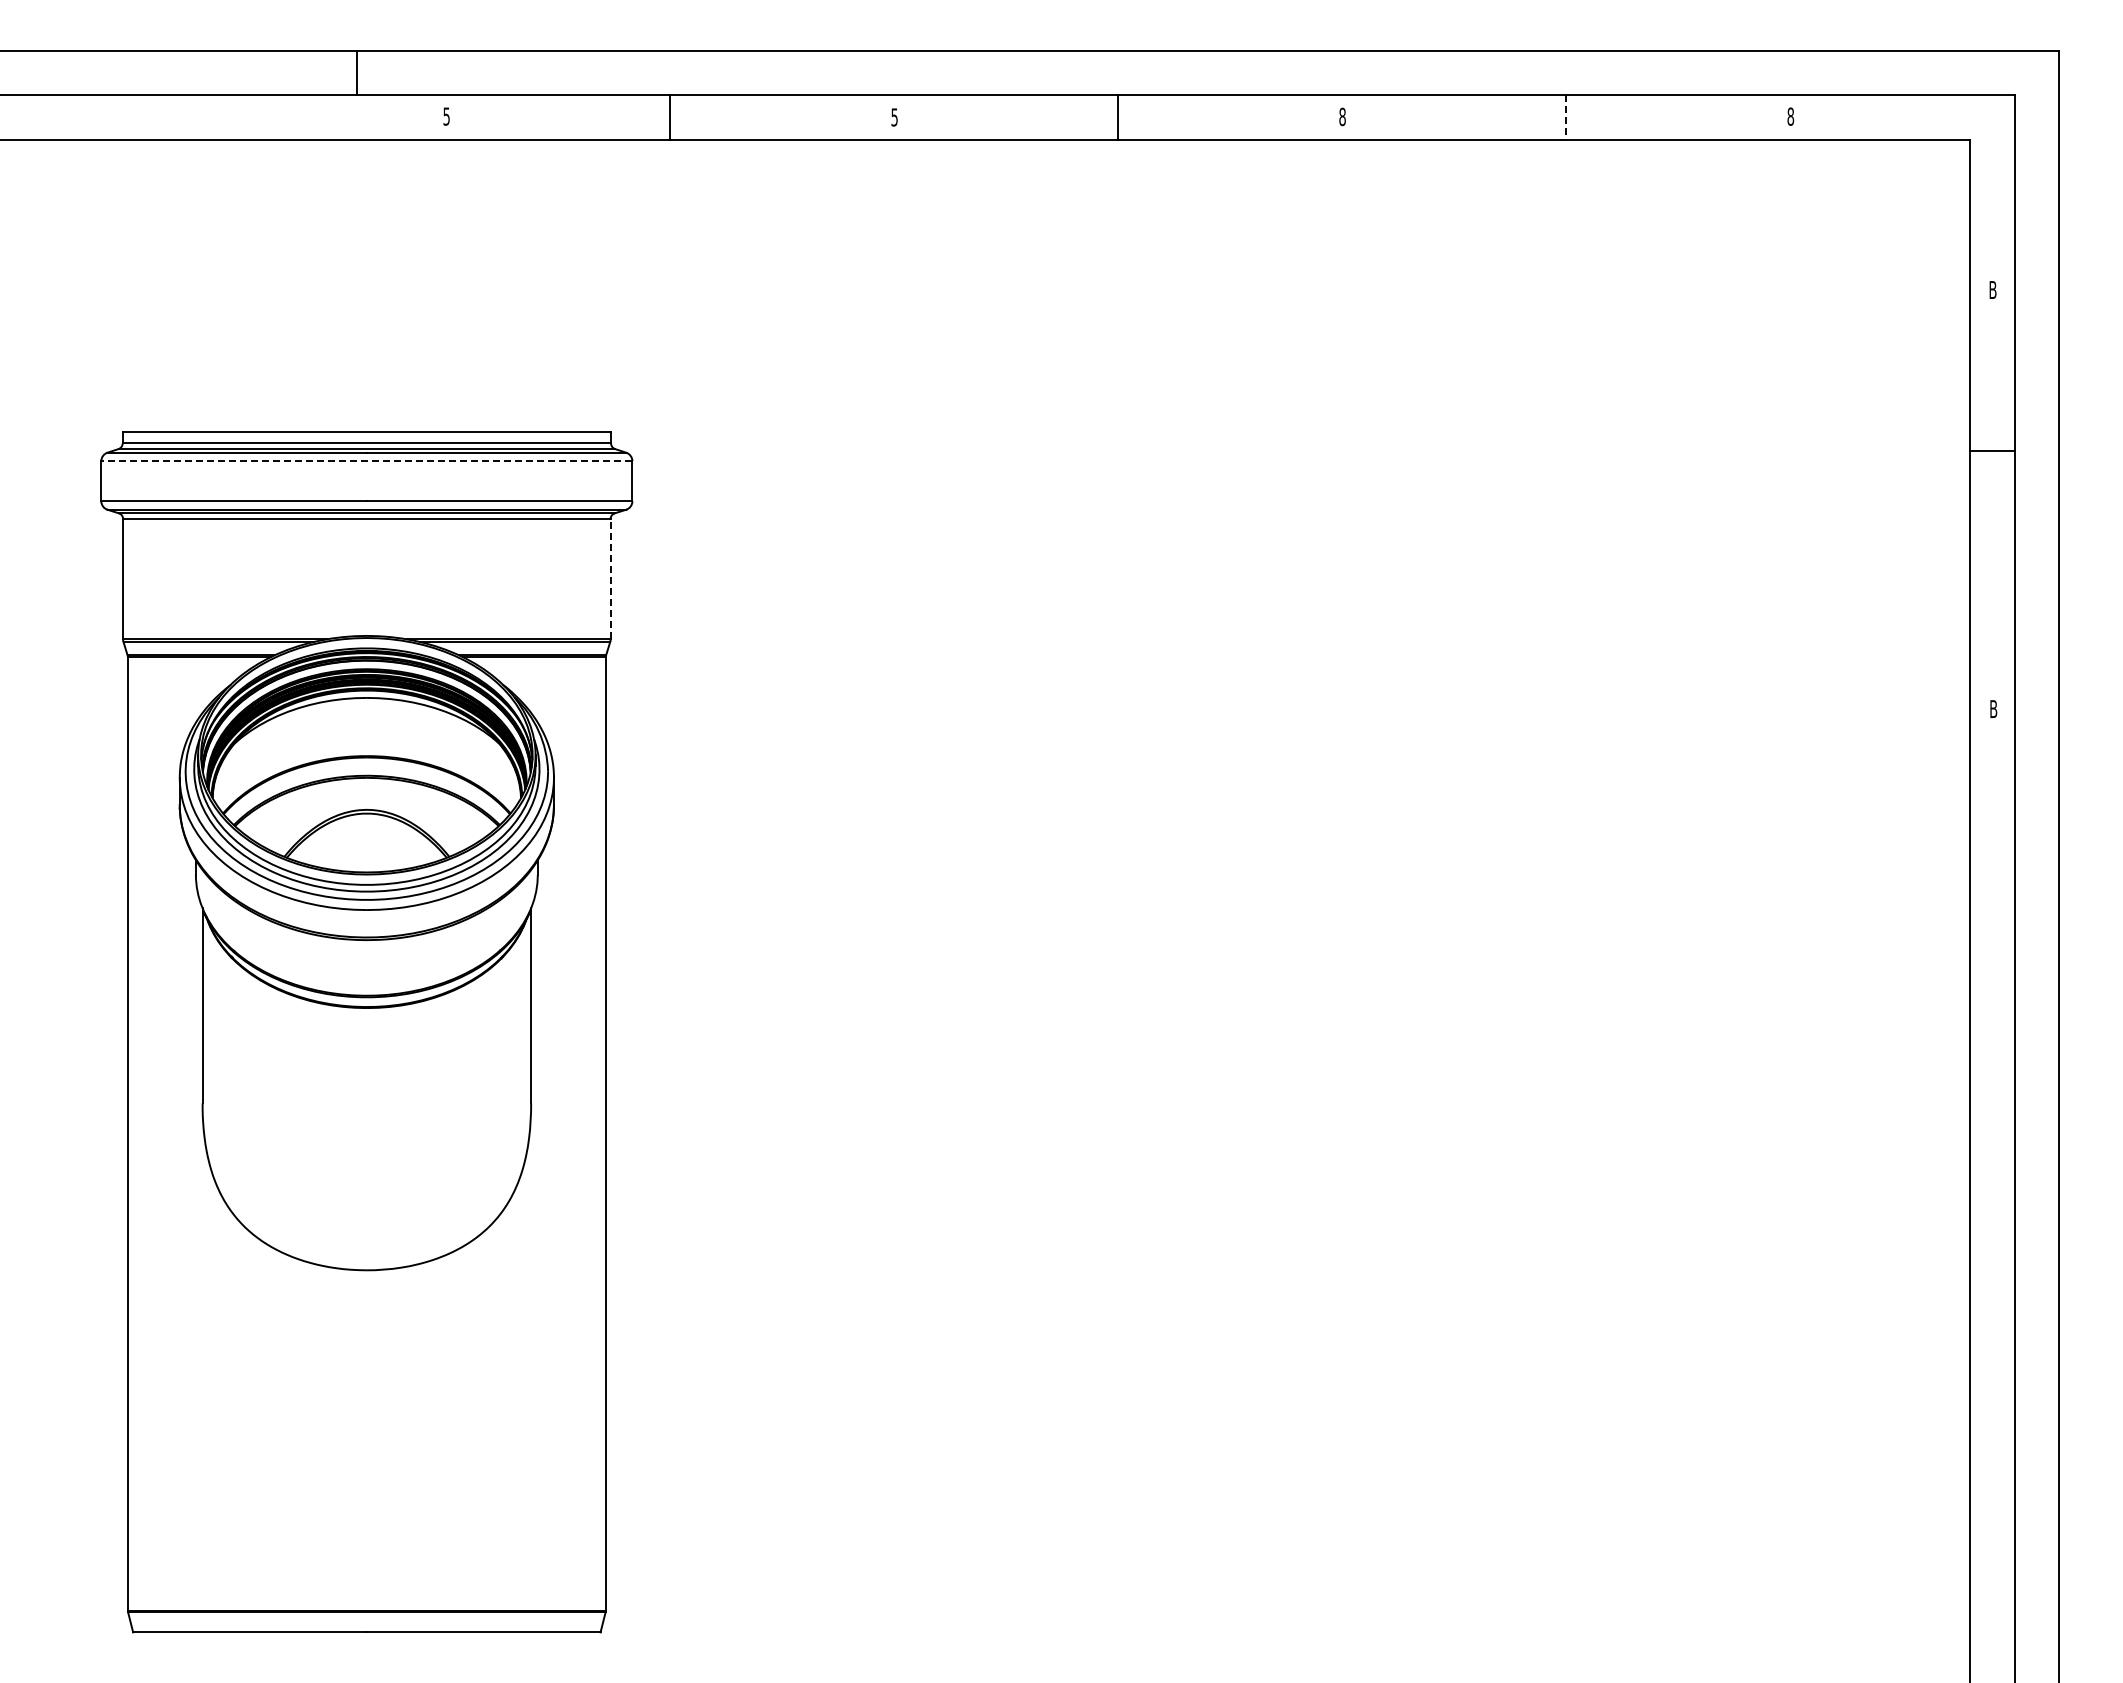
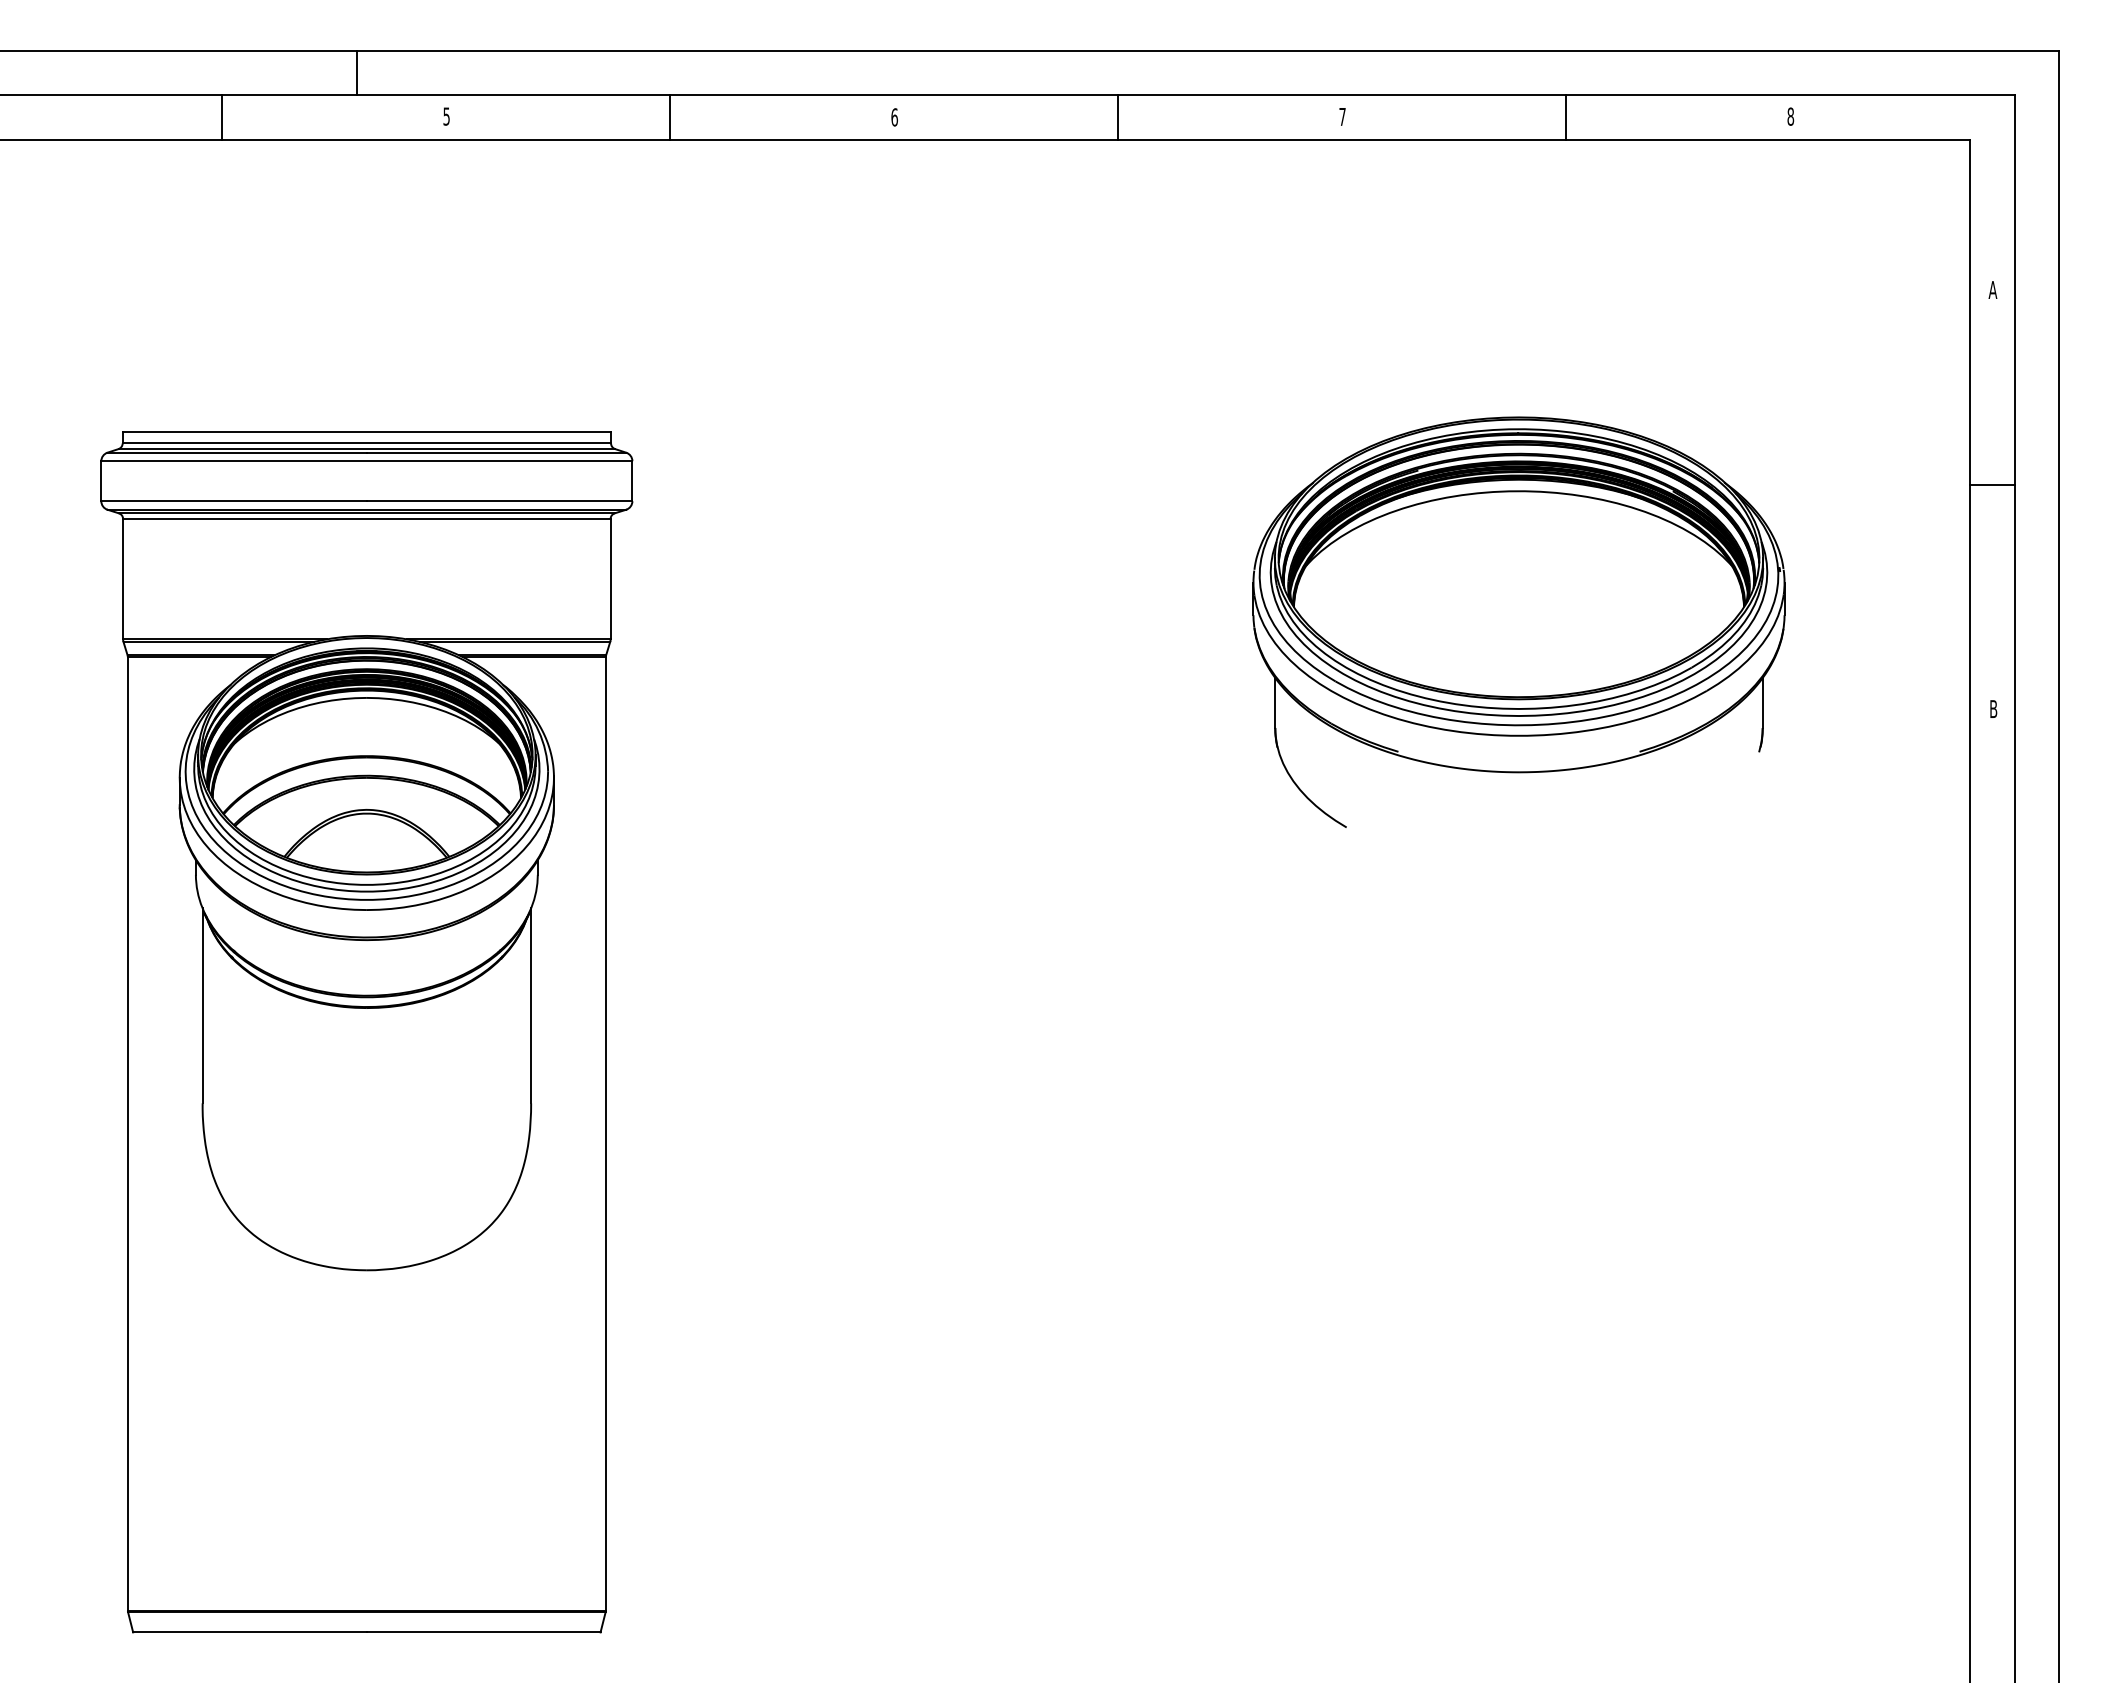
text: 8 -> 7 (1342, 116)
line: none -> present (222, 117)
text: 5 -> 6 (894, 117)
line: dashed -> solid (1566, 118)
text: B -> A (1992, 289)
line position: (1991, 451) -> (1991, 485) (1991, 485)
line: dashed -> solid (366, 461)
line: dashed -> solid (610, 578)
part: none -> present (1518, 621)
